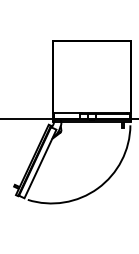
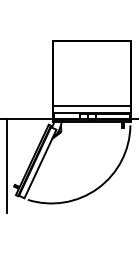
line: none -> present (91, 105)
line: none -> present (6, 166)
